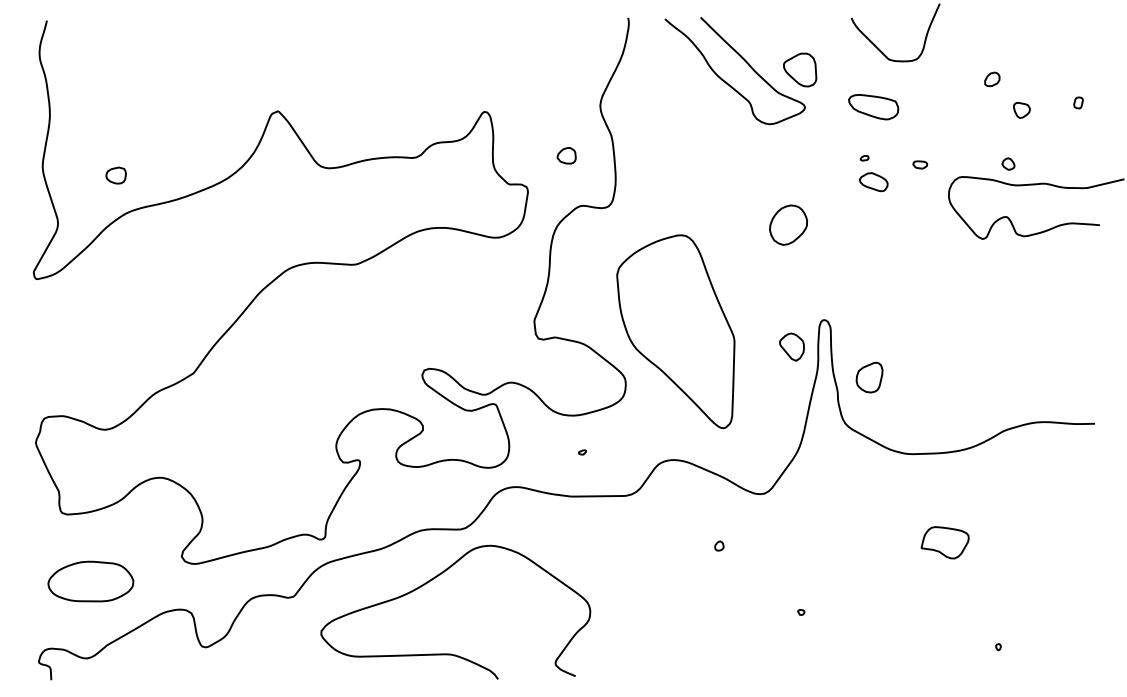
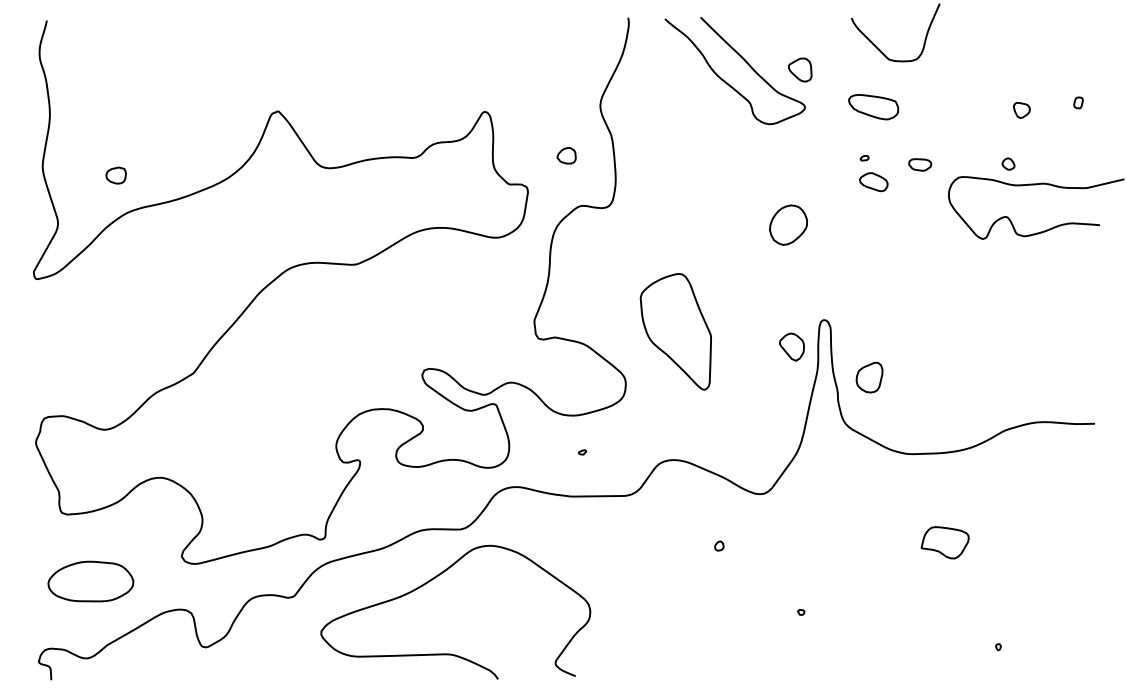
part size: 35x36 px -> 25x26 px (800, 69)
part: present -> none (992, 79)
part size: 17x10 px -> 25x14 px (920, 164)
part size: 120x196 px -> 73x118 px (675, 331)
